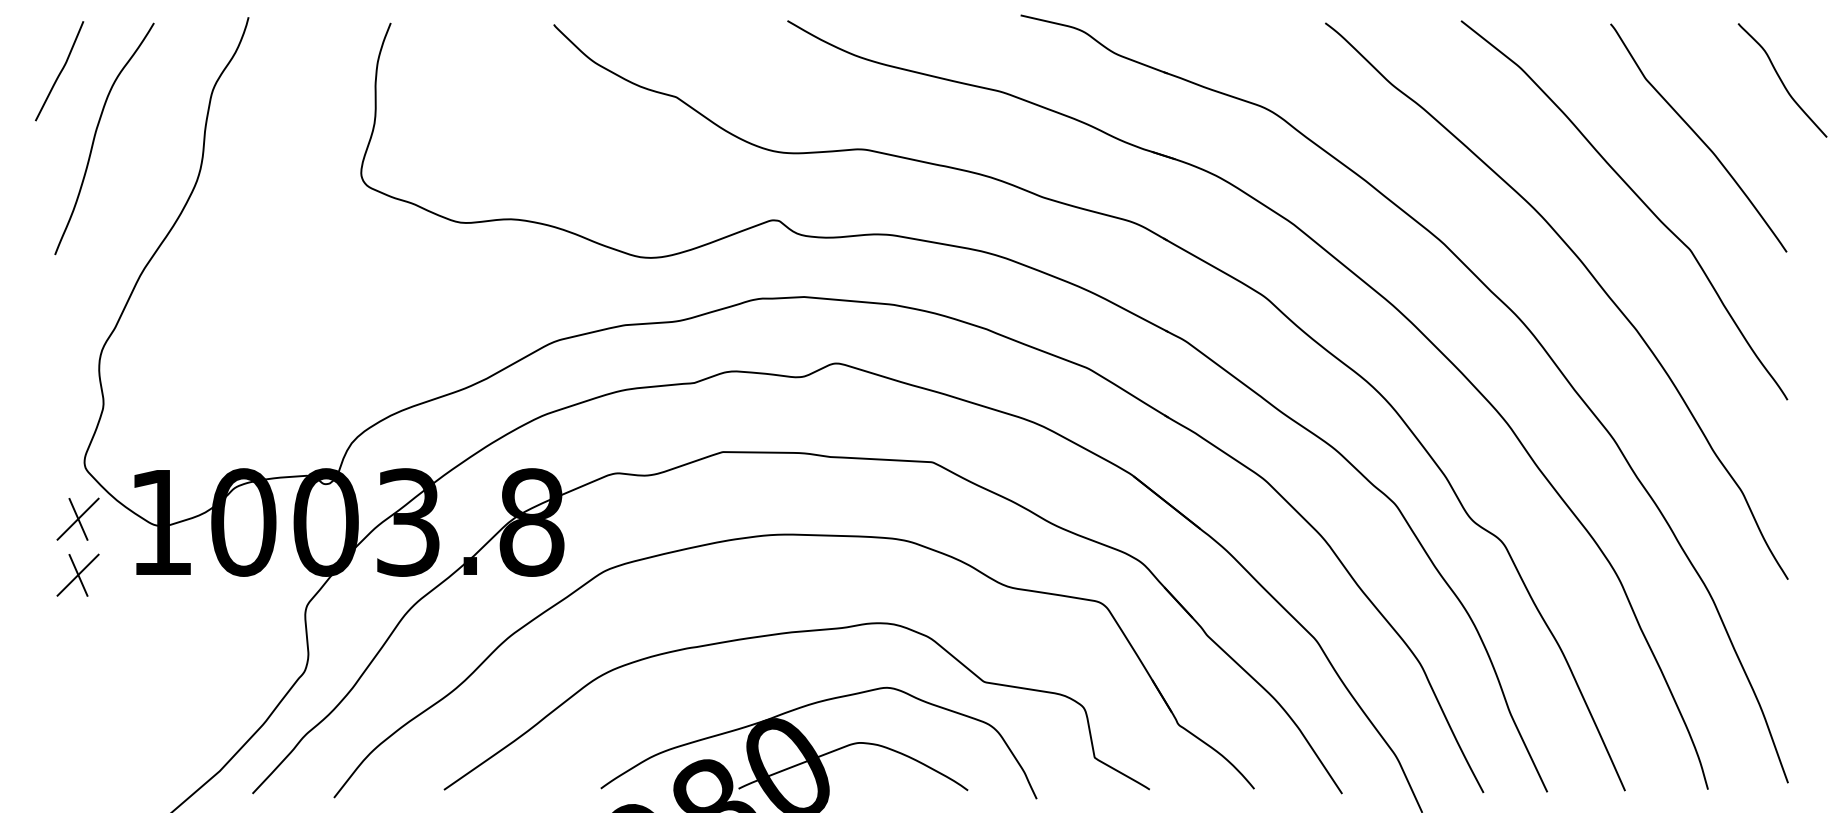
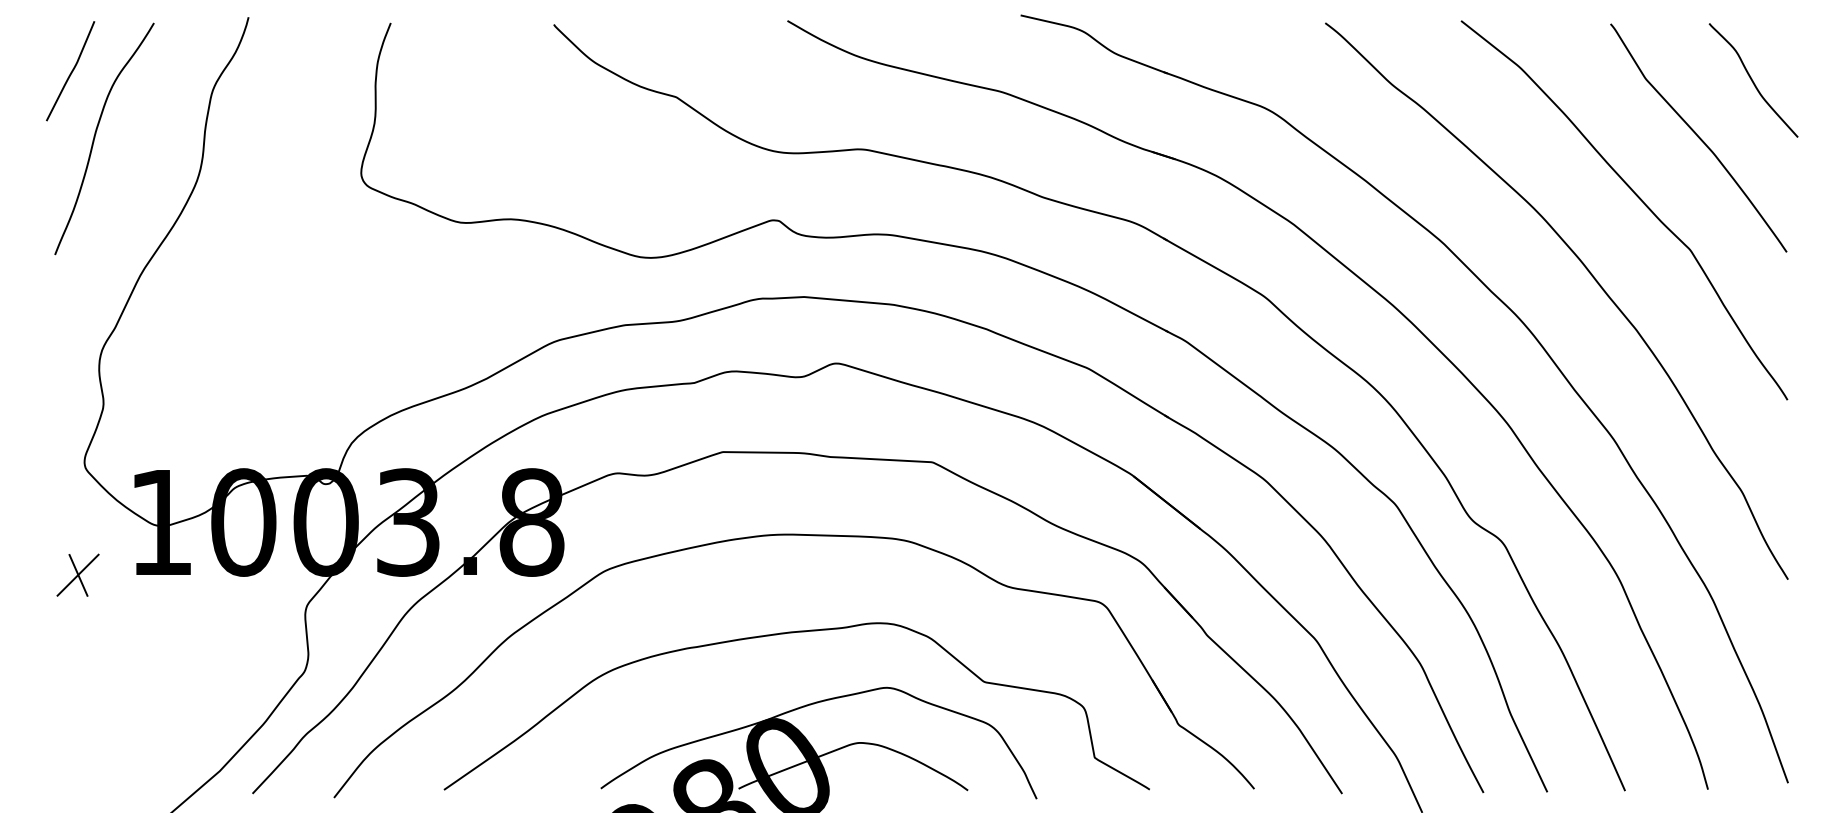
curve position: (60, 71) -> (71, 71) (71, 71)
curve position: (1782, 80) -> (1753, 80) (1753, 80)
part: present -> none (77, 518)
